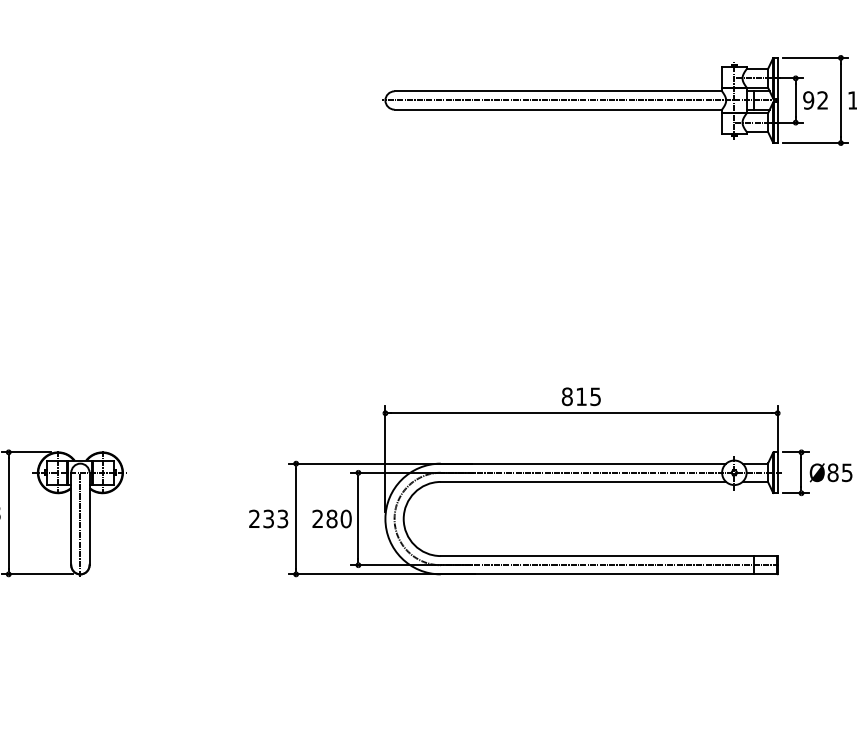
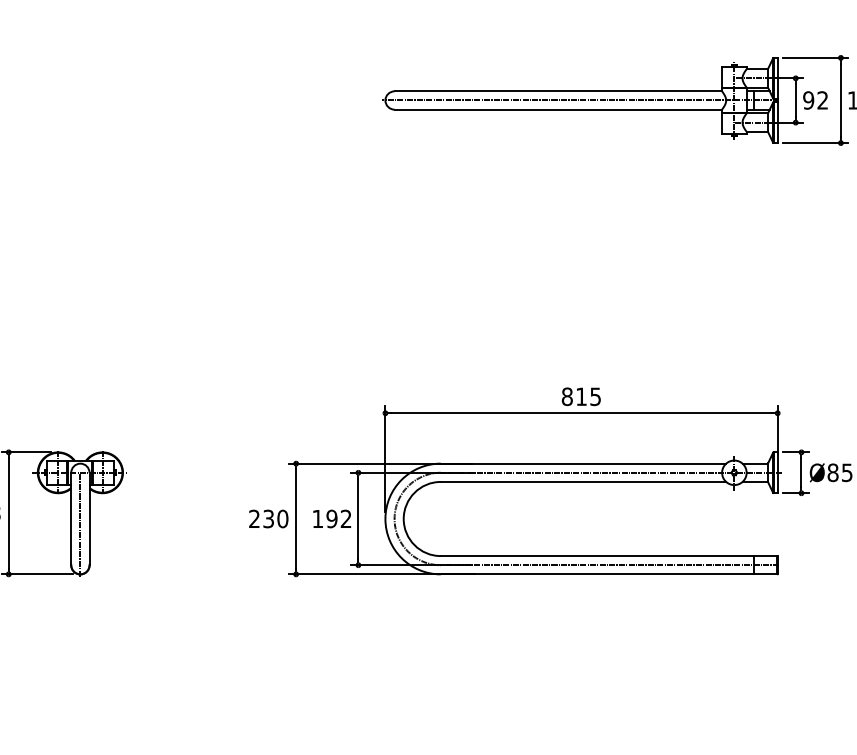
text: 233 -> 230 (282, 518)
text: 280 -> 192 (331, 518)
